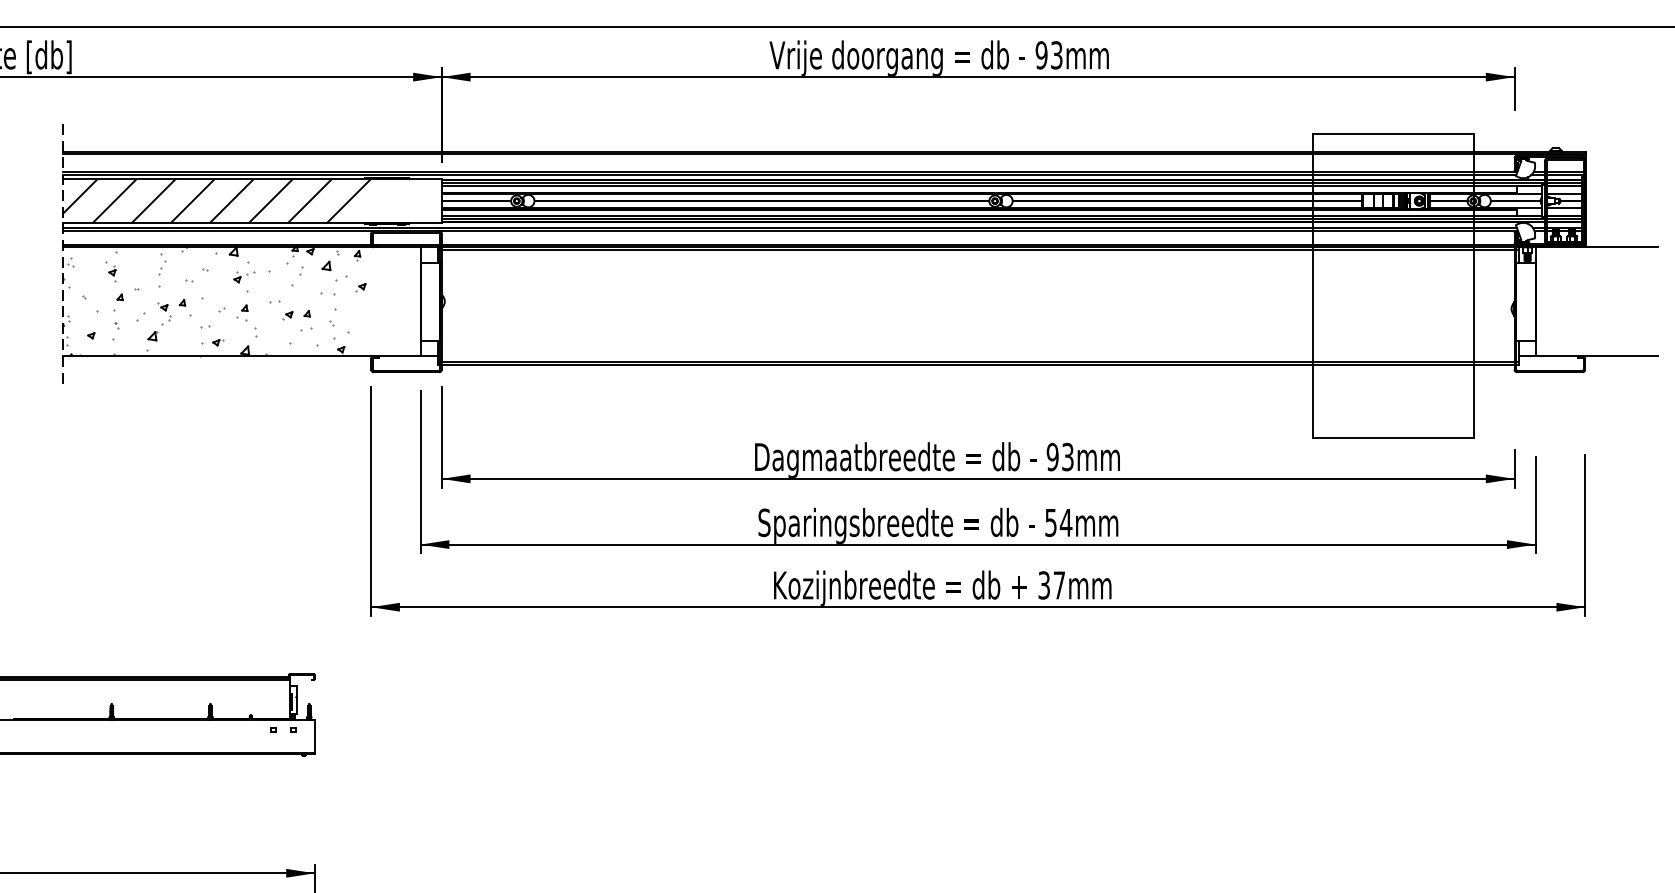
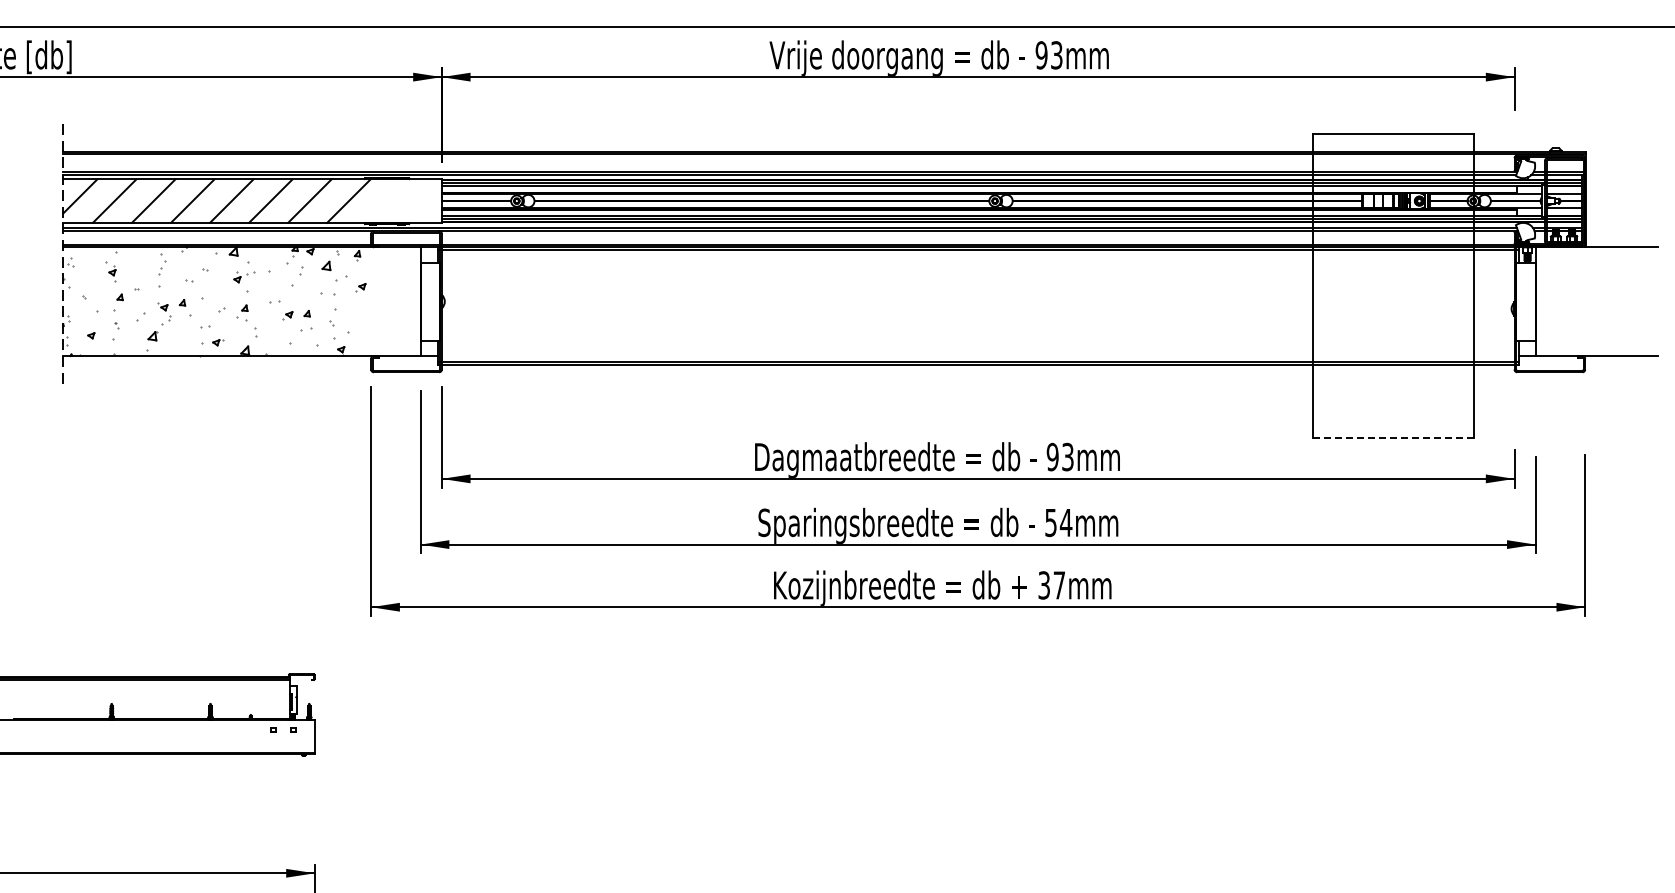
line: solid -> dashed (1393, 438)
